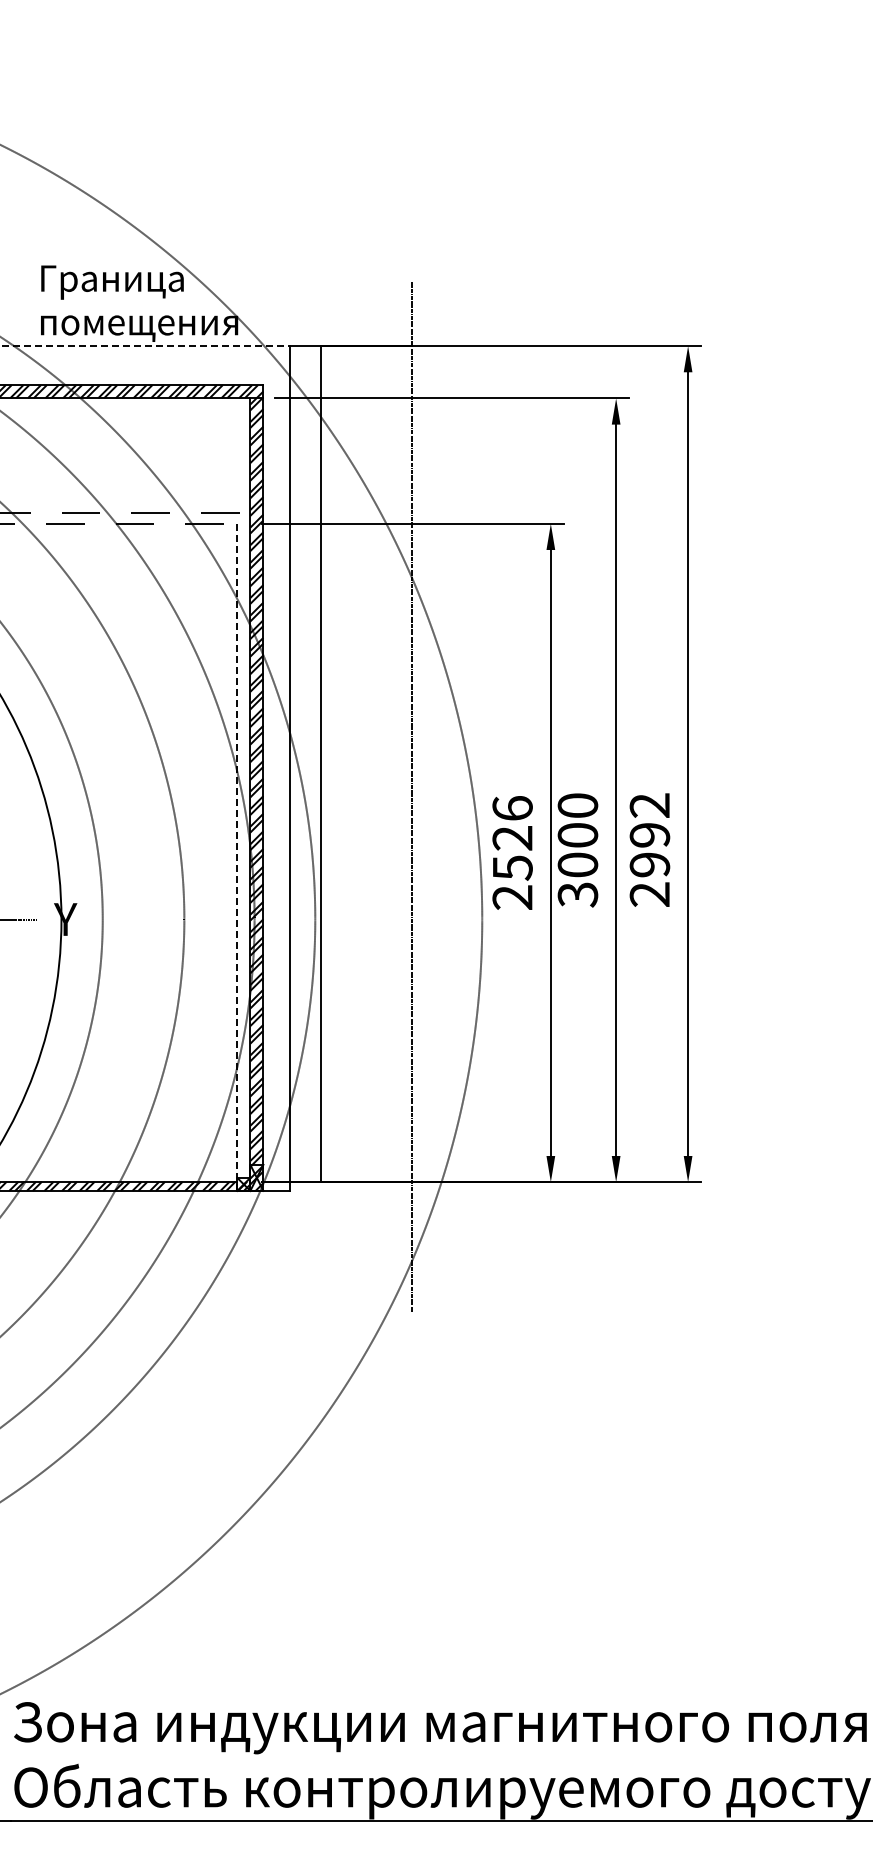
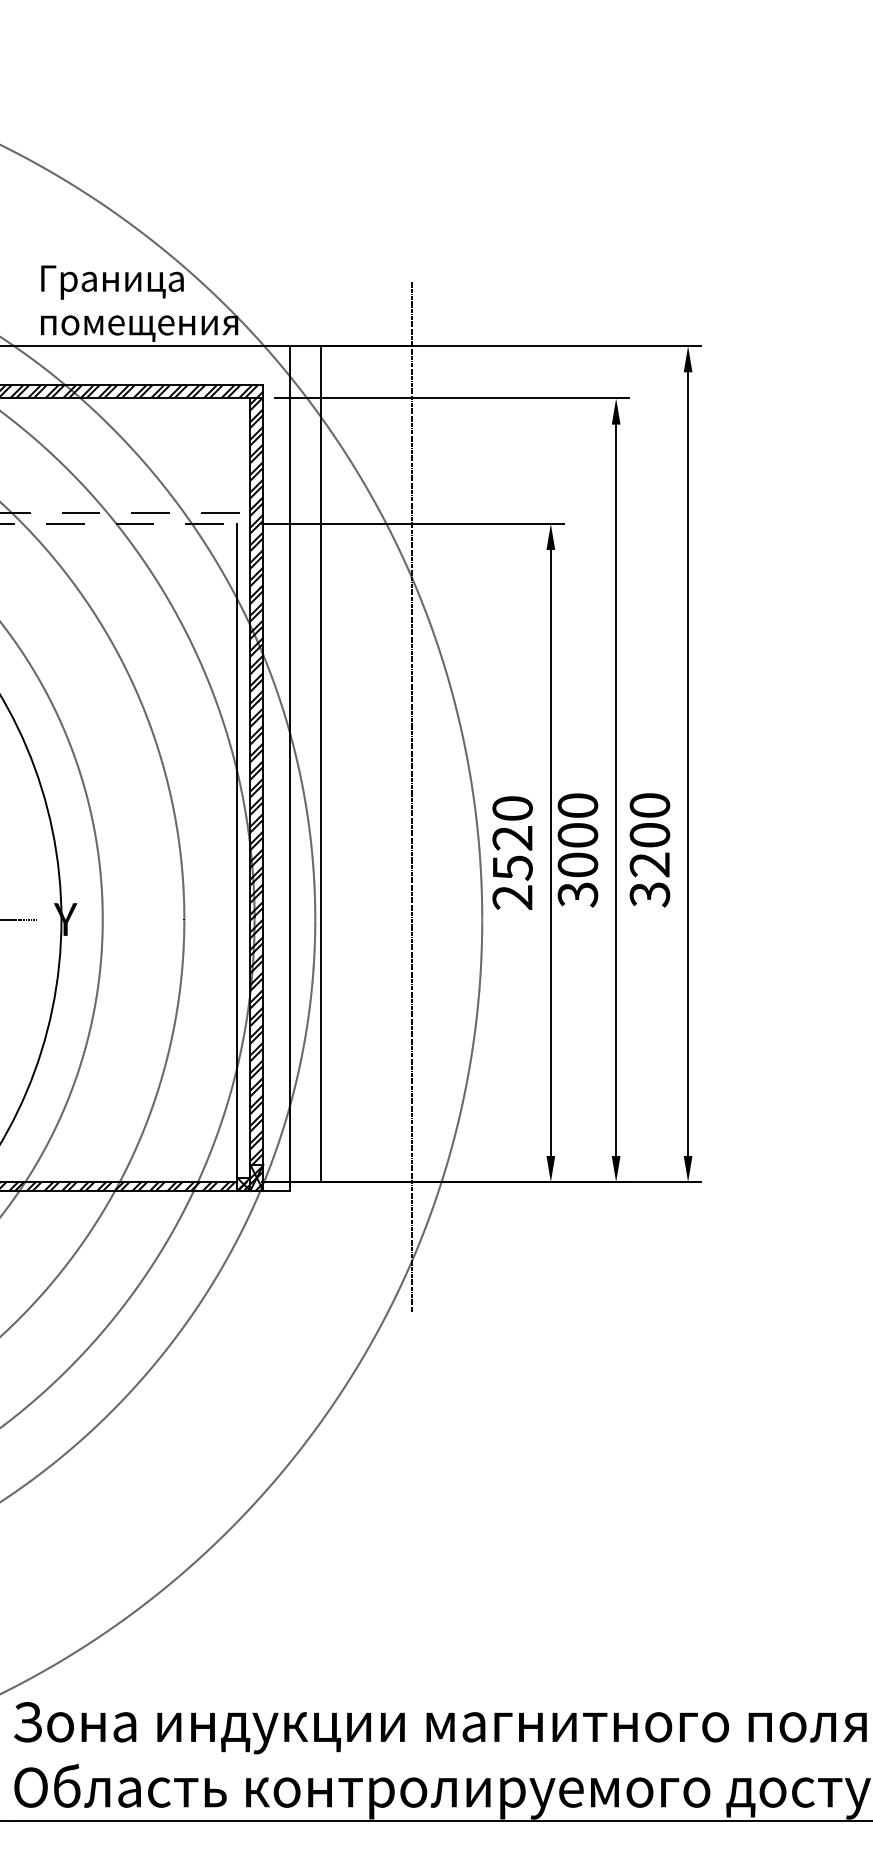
line: dashed -> solid (145, 346)
text: 2526 -> 2520 (512, 808)
text: 2992 -> 3200 (649, 850)
line: dashed -> solid (237, 857)
